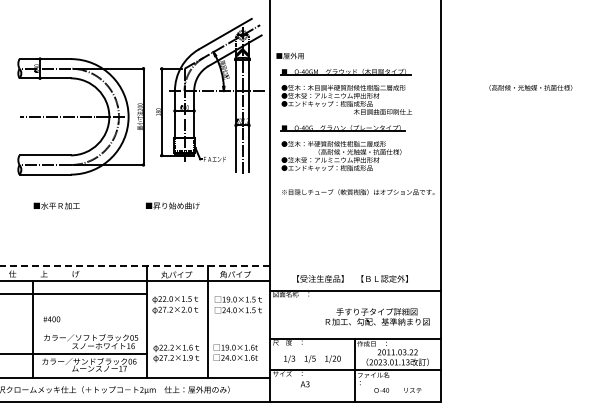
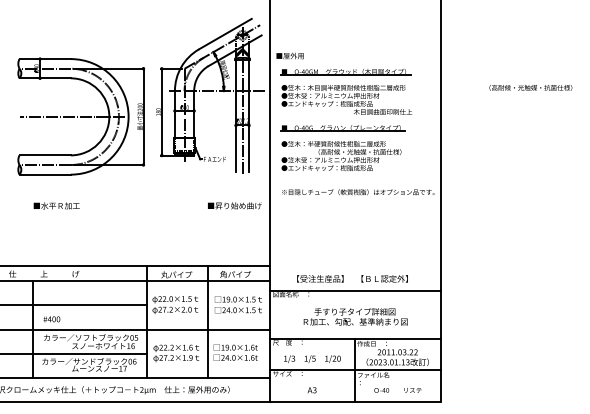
text position: (172, 205) -> (234, 205) (234, 205)
line: dashed -> solid (134, 266)
line position: (74, 294) -> (74, 305) (74, 305)
text position: (377, 316) -> (355, 316) (355, 316)
line: none -> present (135, 329)
text position: (304, 384) -> (311, 390) (311, 390)
